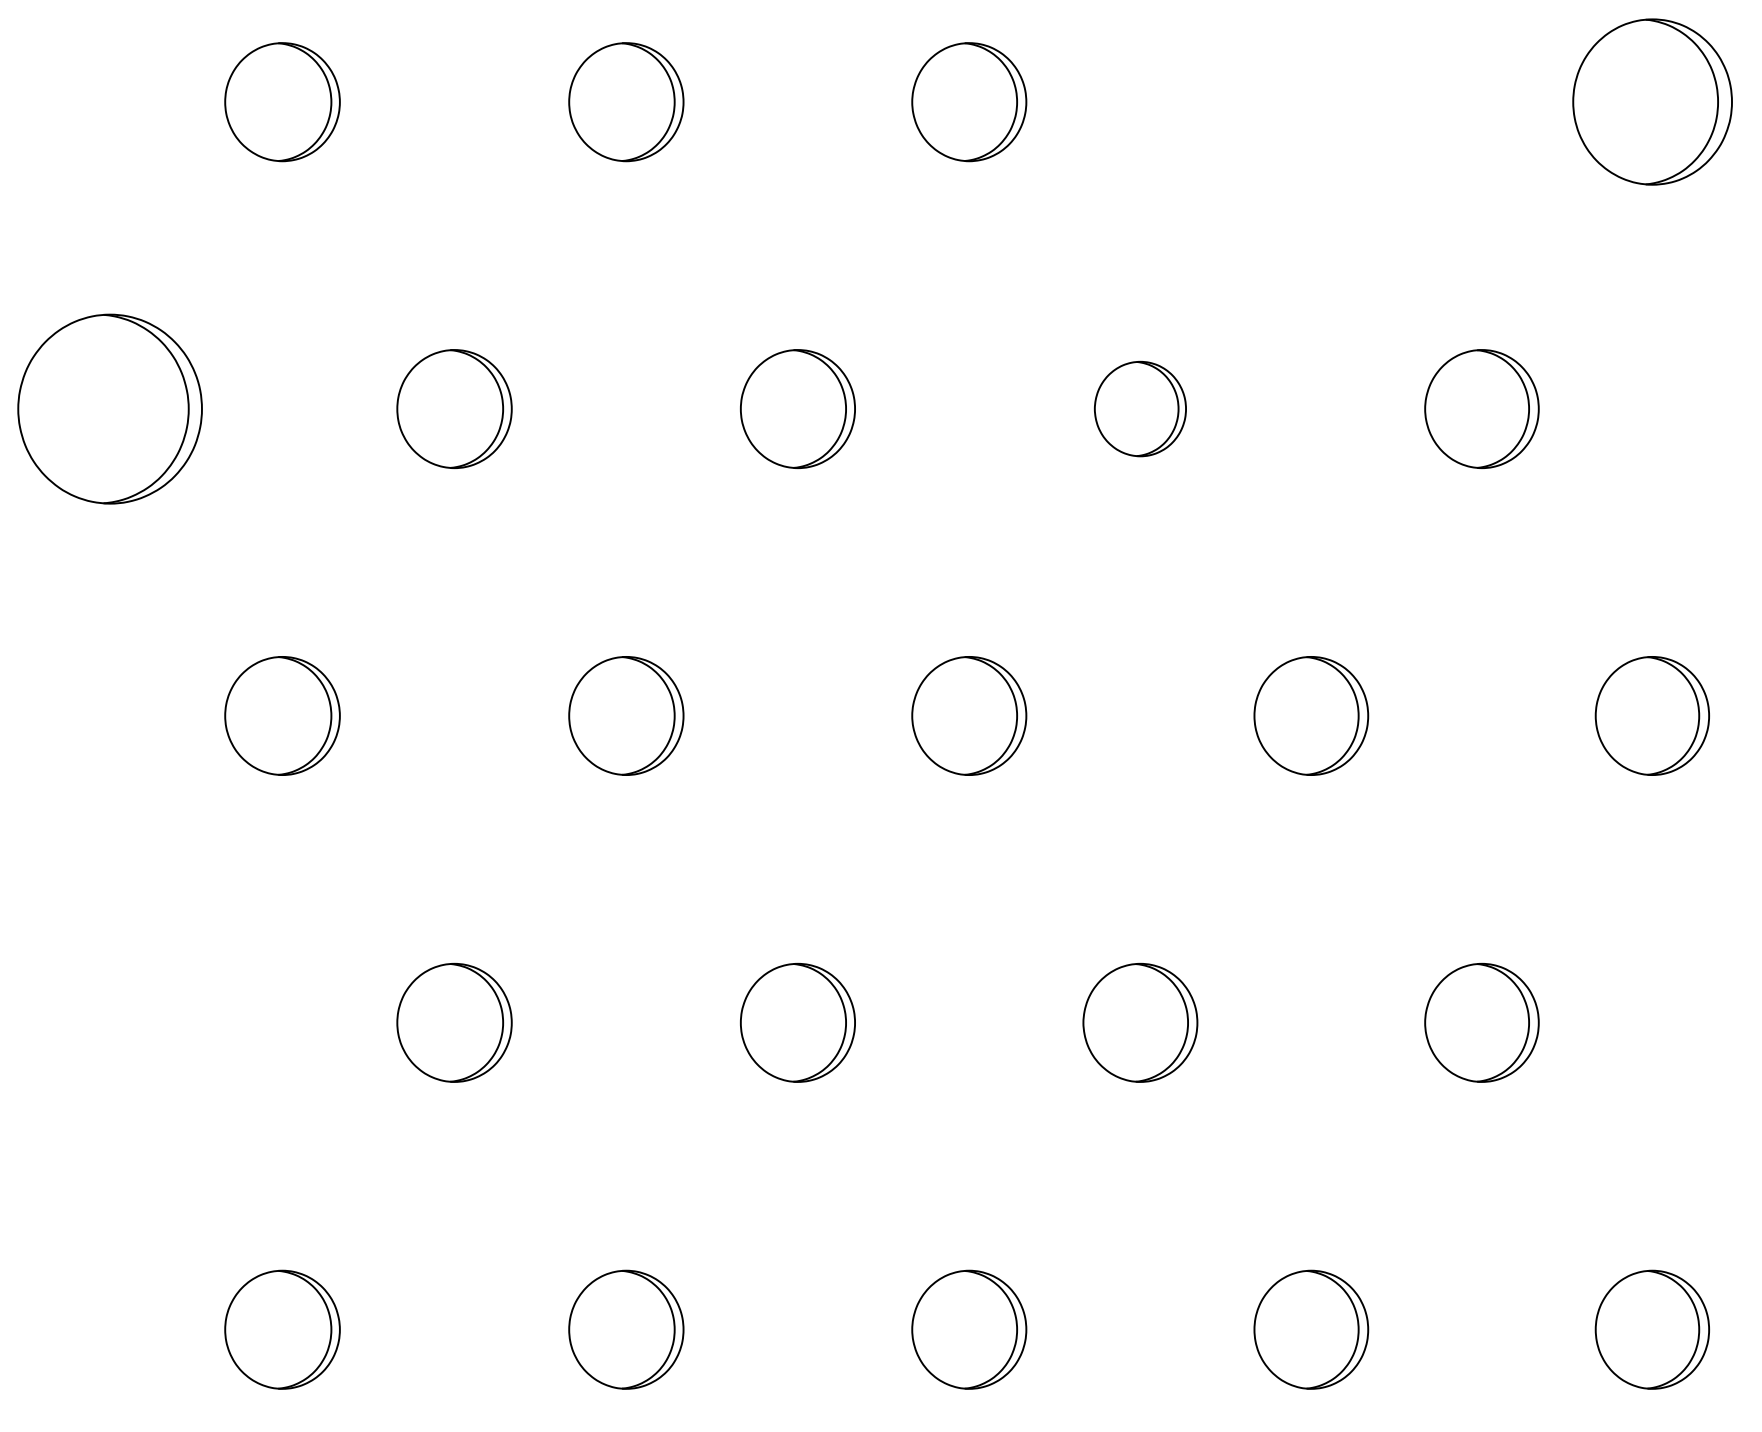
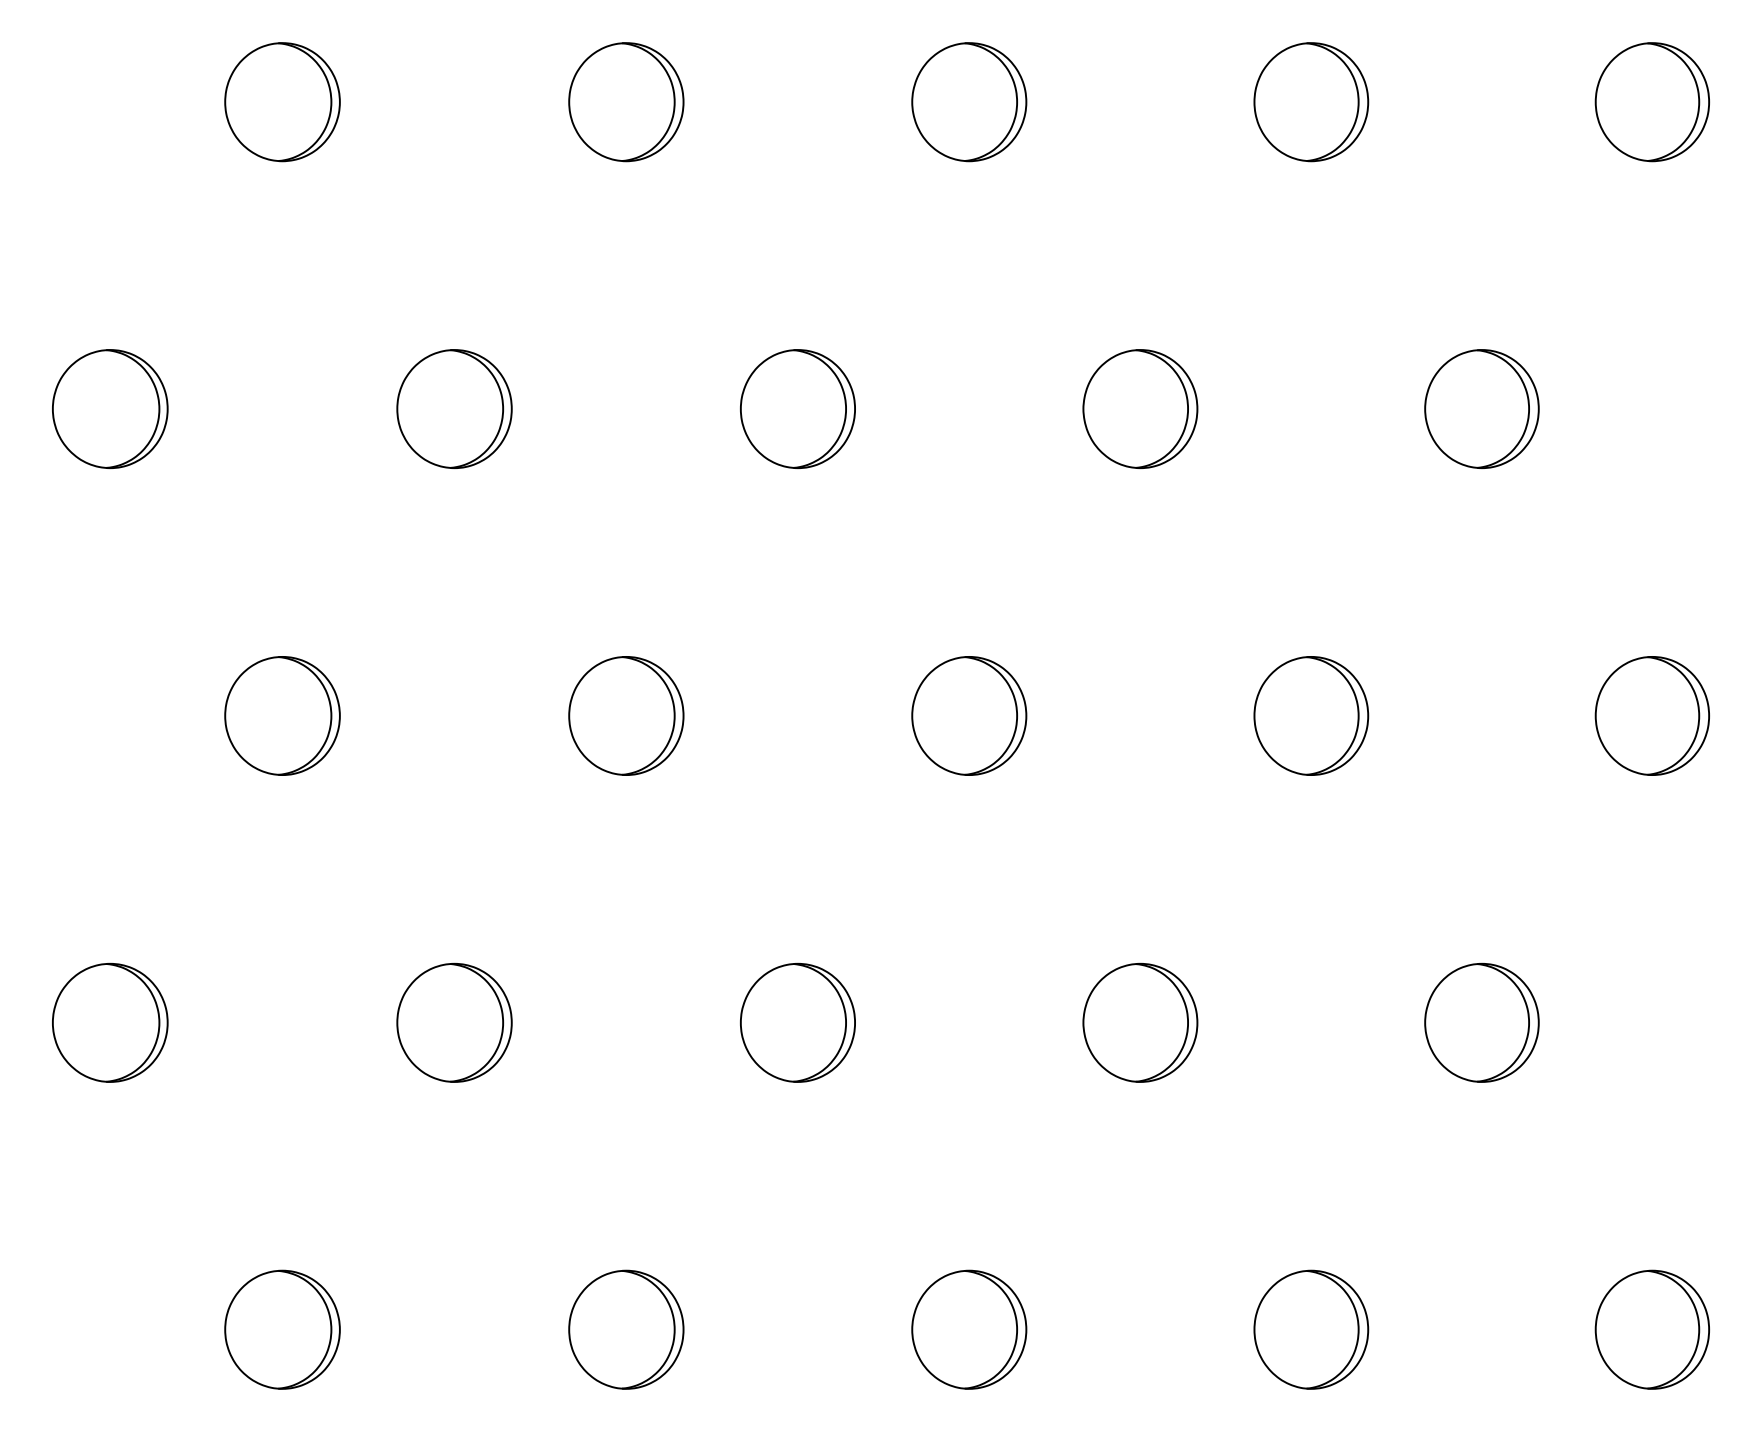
part size: 161x168 px -> 116x121 px (1651, 102)
part: none -> present (1311, 102)
part size: 186x192 px -> 117x120 px (110, 408)
part size: 93x98 px -> 117x120 px (1140, 408)
part: none -> present (110, 1022)
